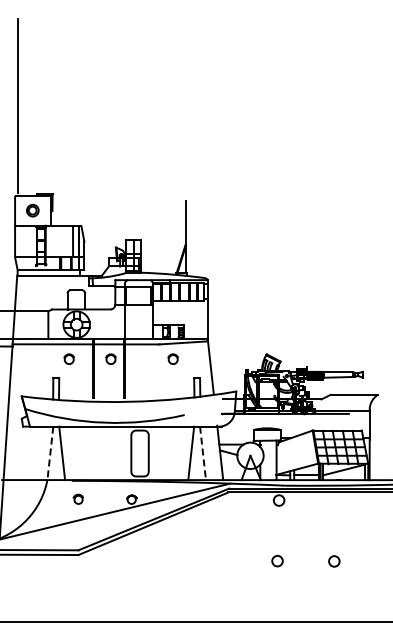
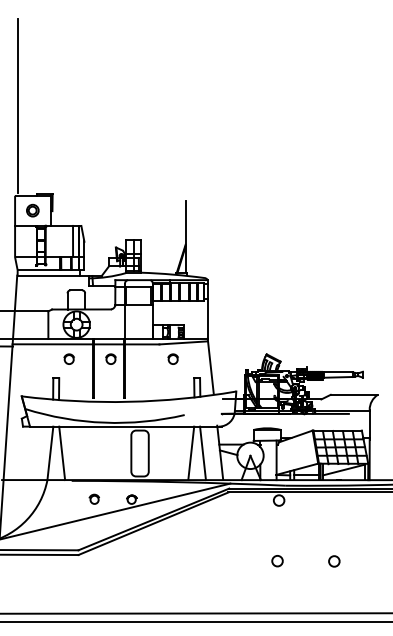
line: dashed -> solid (50, 453)
line: dashed -> solid (203, 453)
part position: (77, 498) -> (93, 498) (93, 498)
line: none -> present (195, 613)
